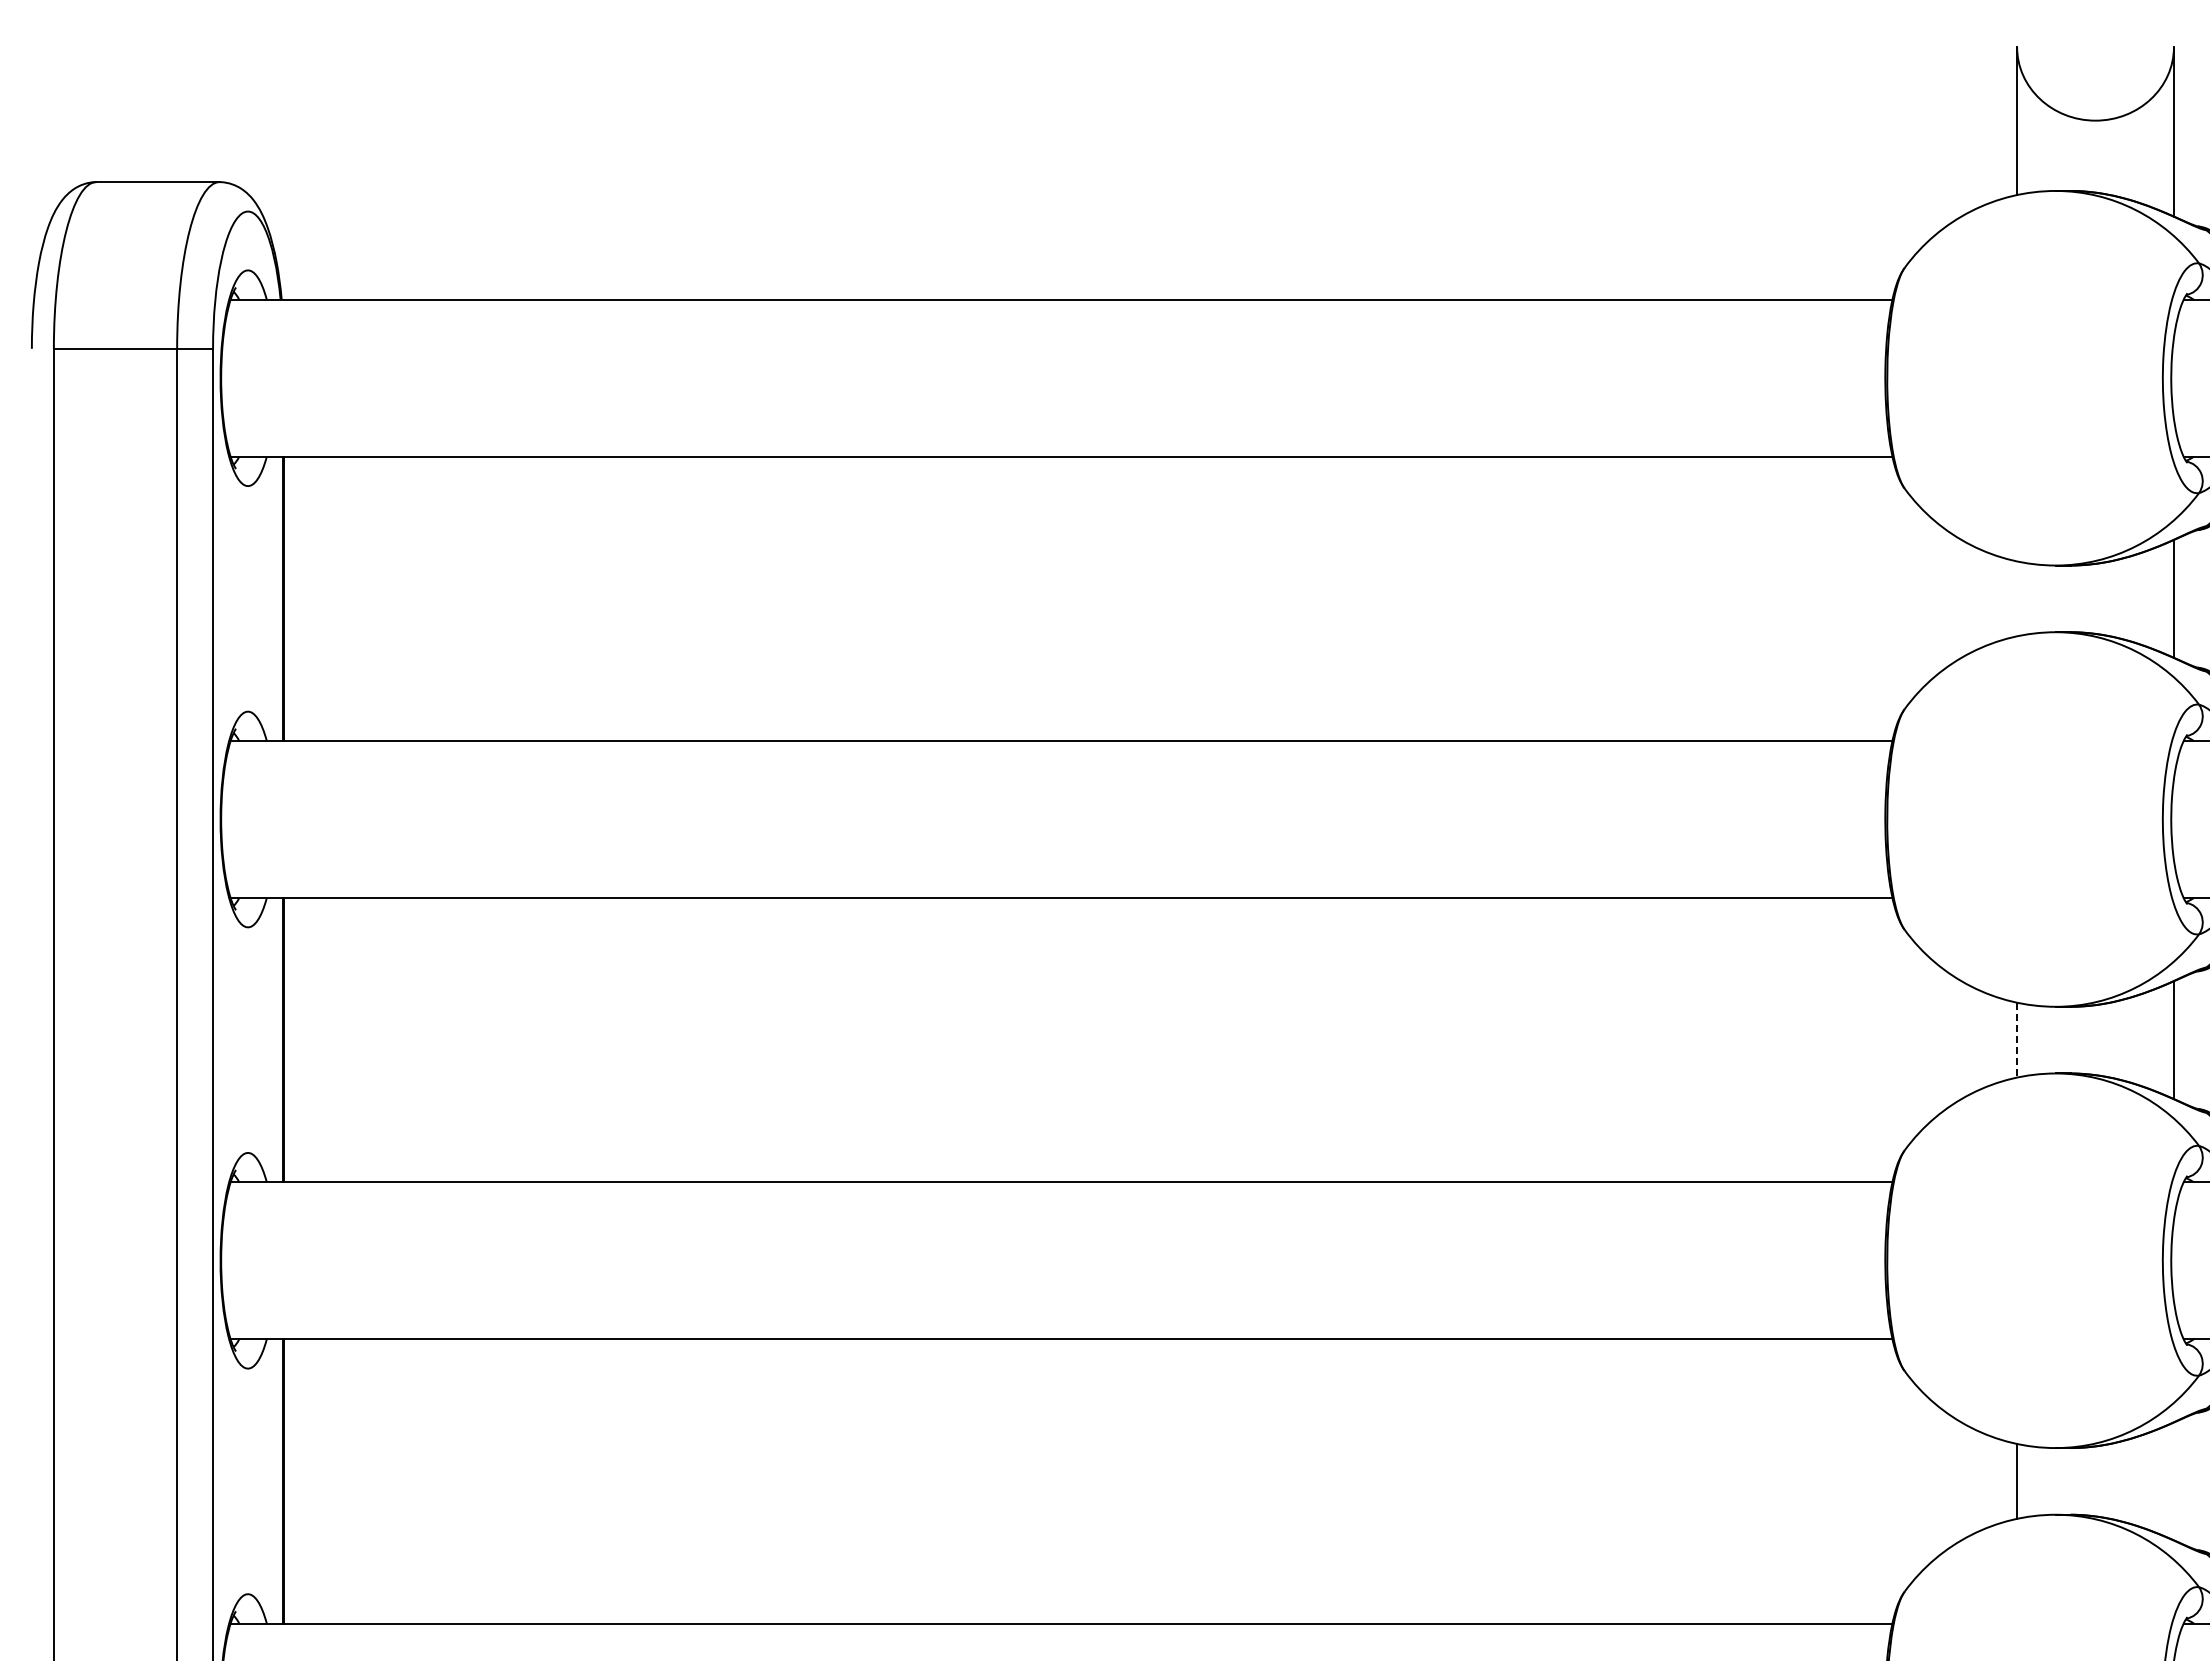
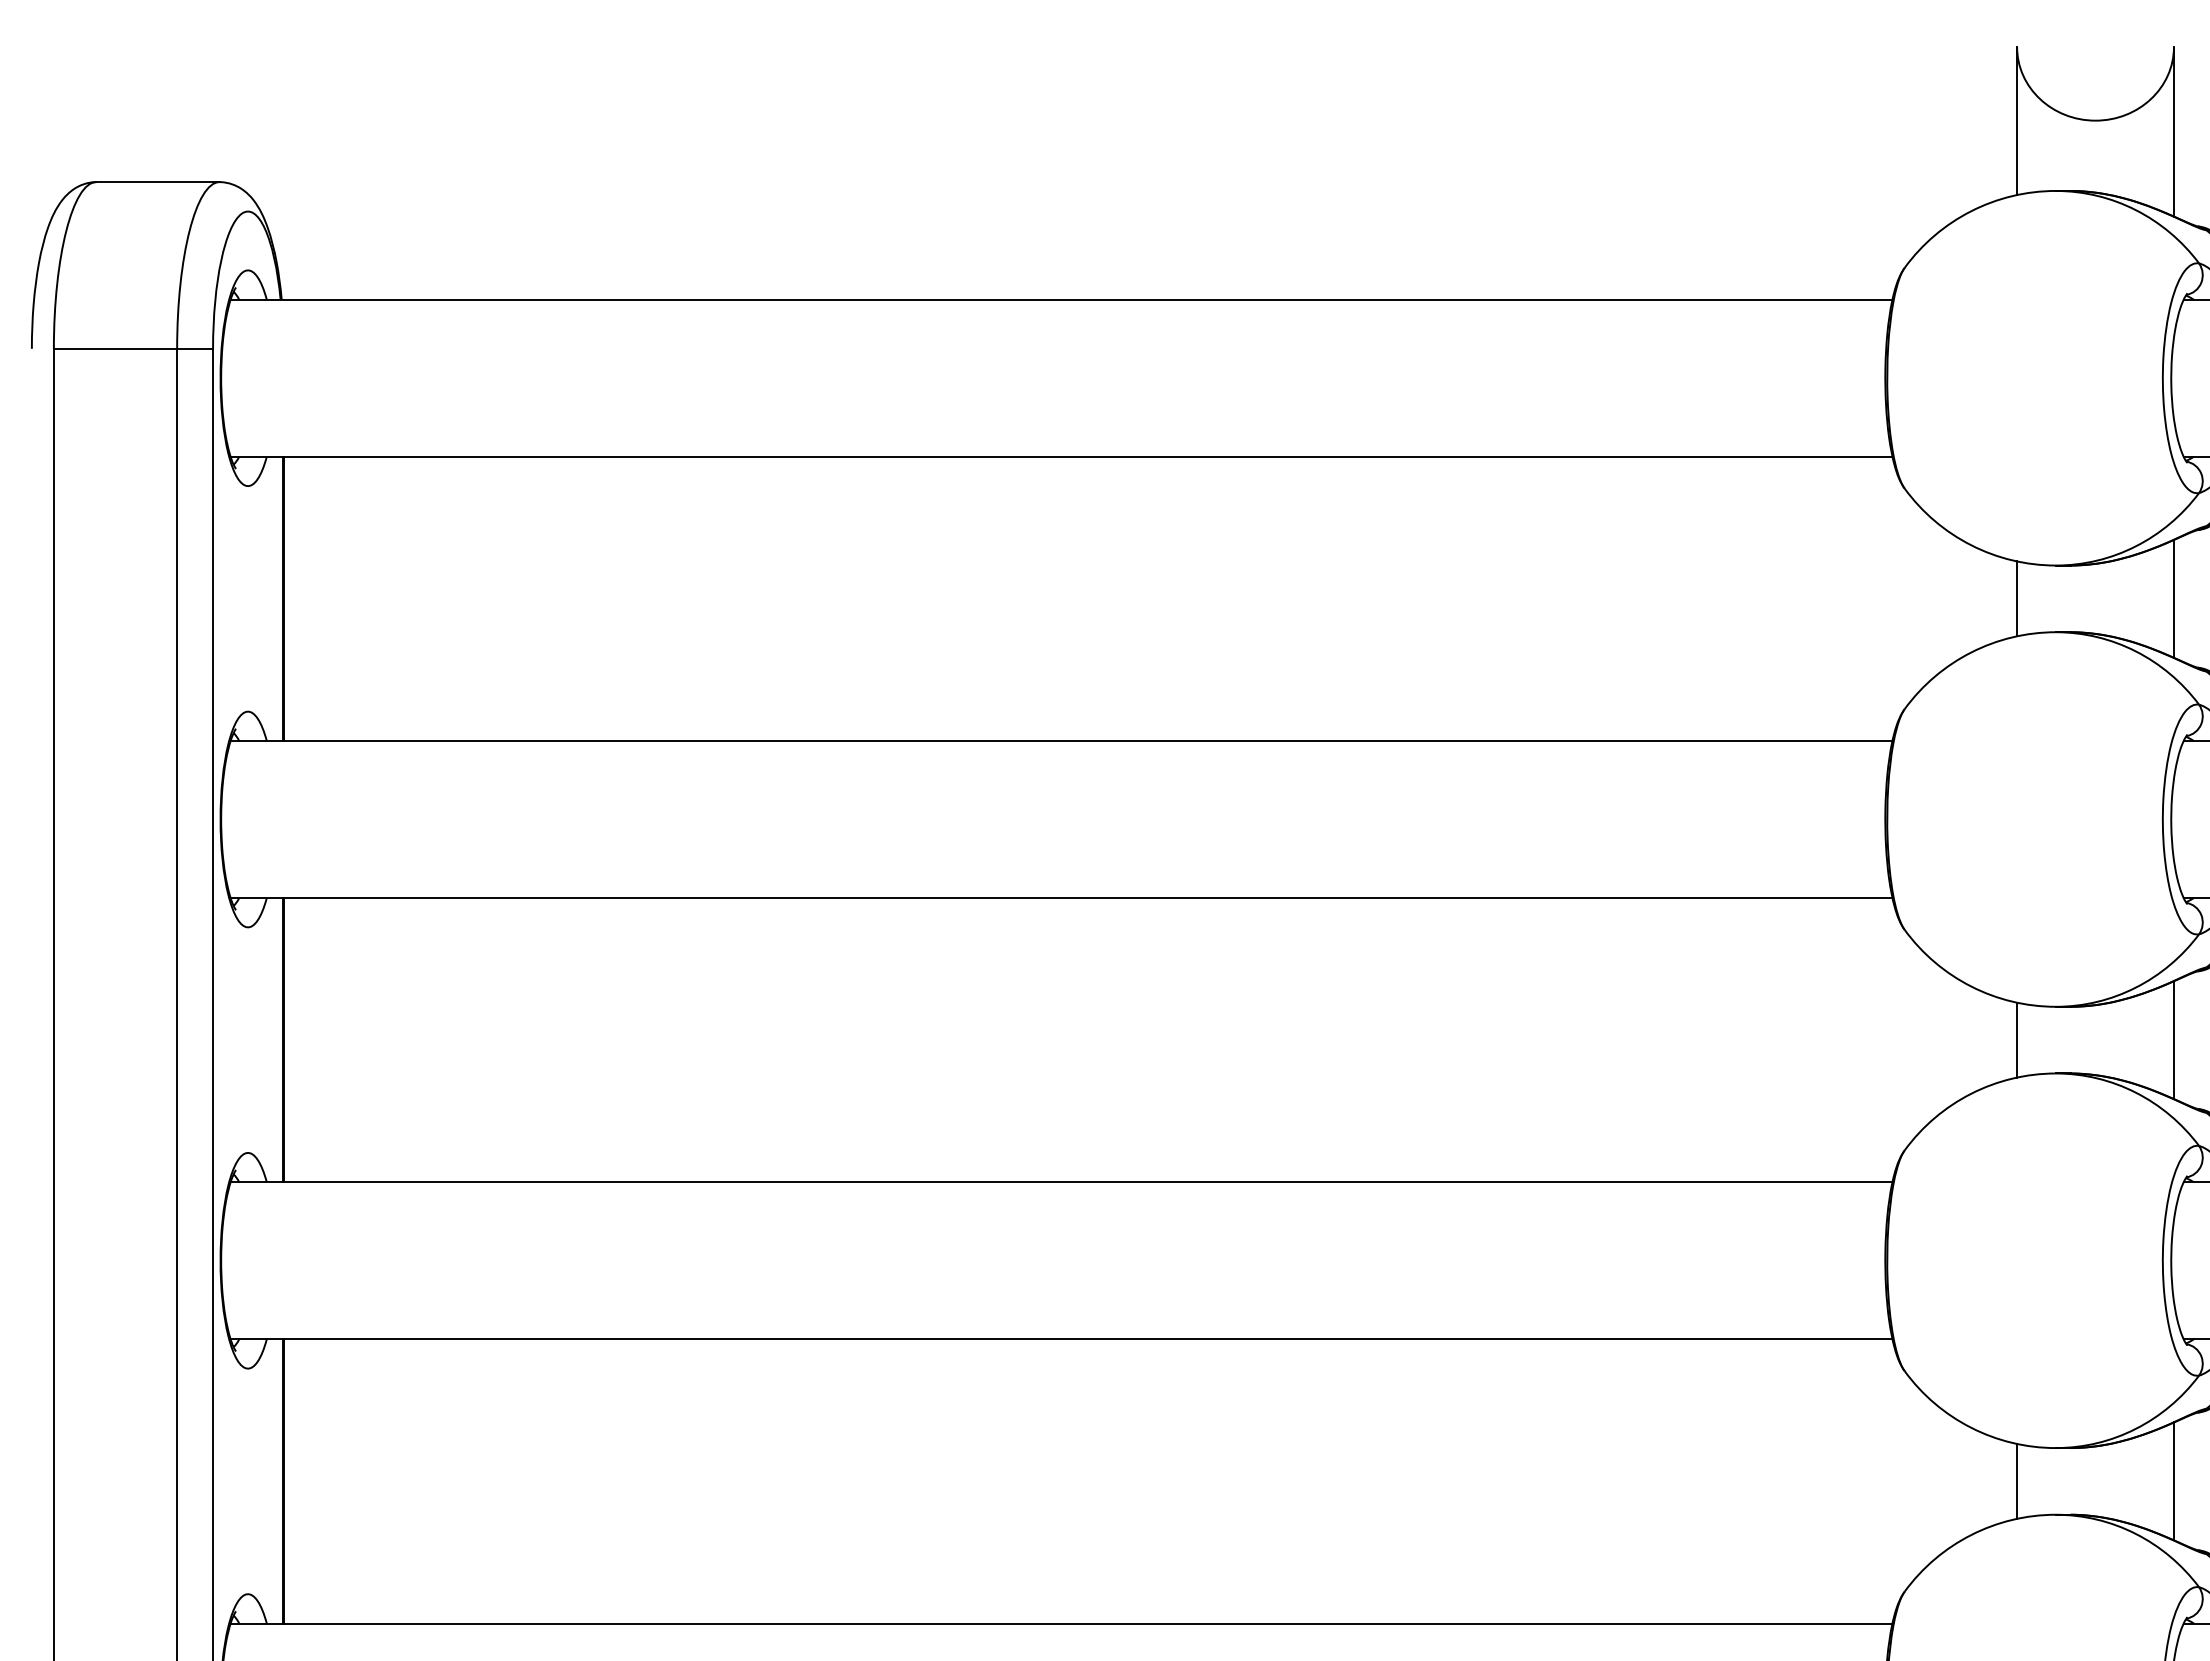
line: none -> present (2017, 598)
line: dashed -> solid (2017, 1040)
line: none -> present (2173, 1481)
